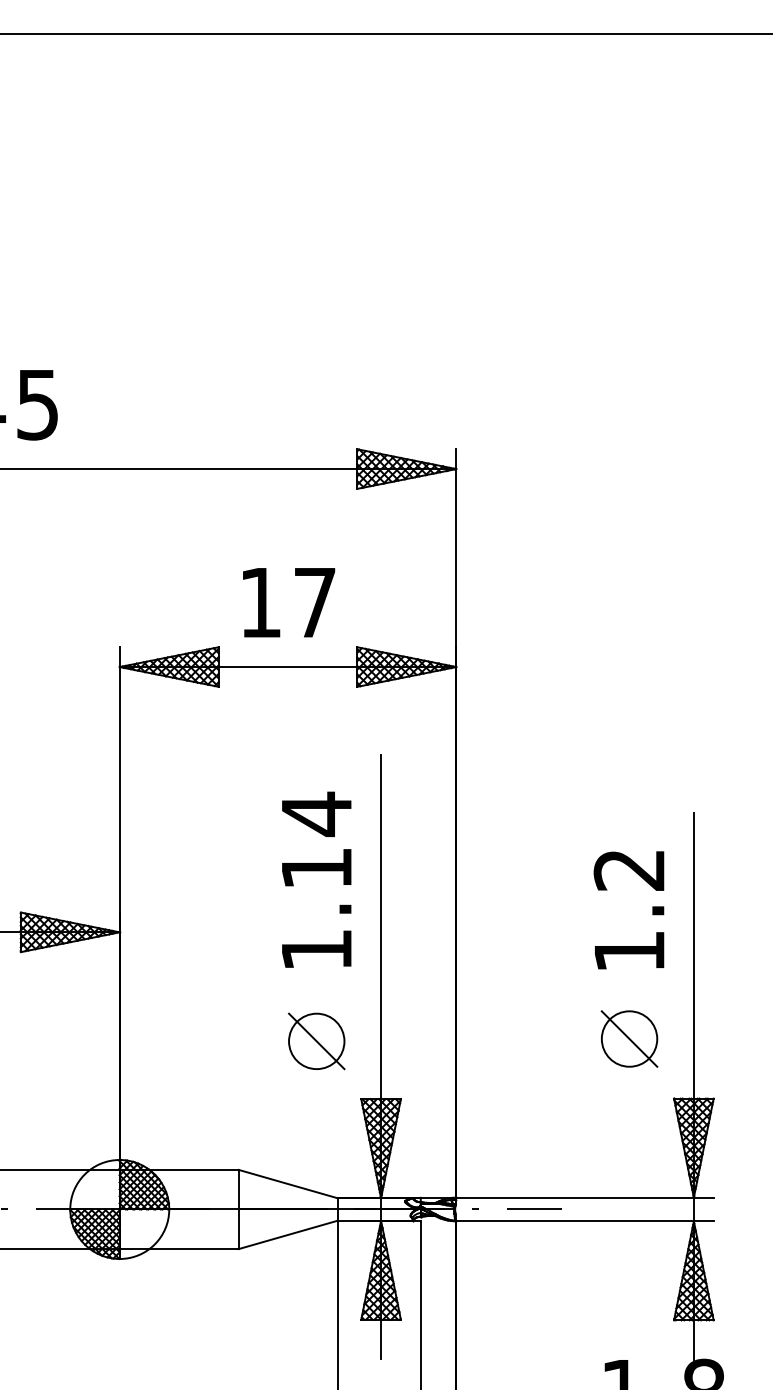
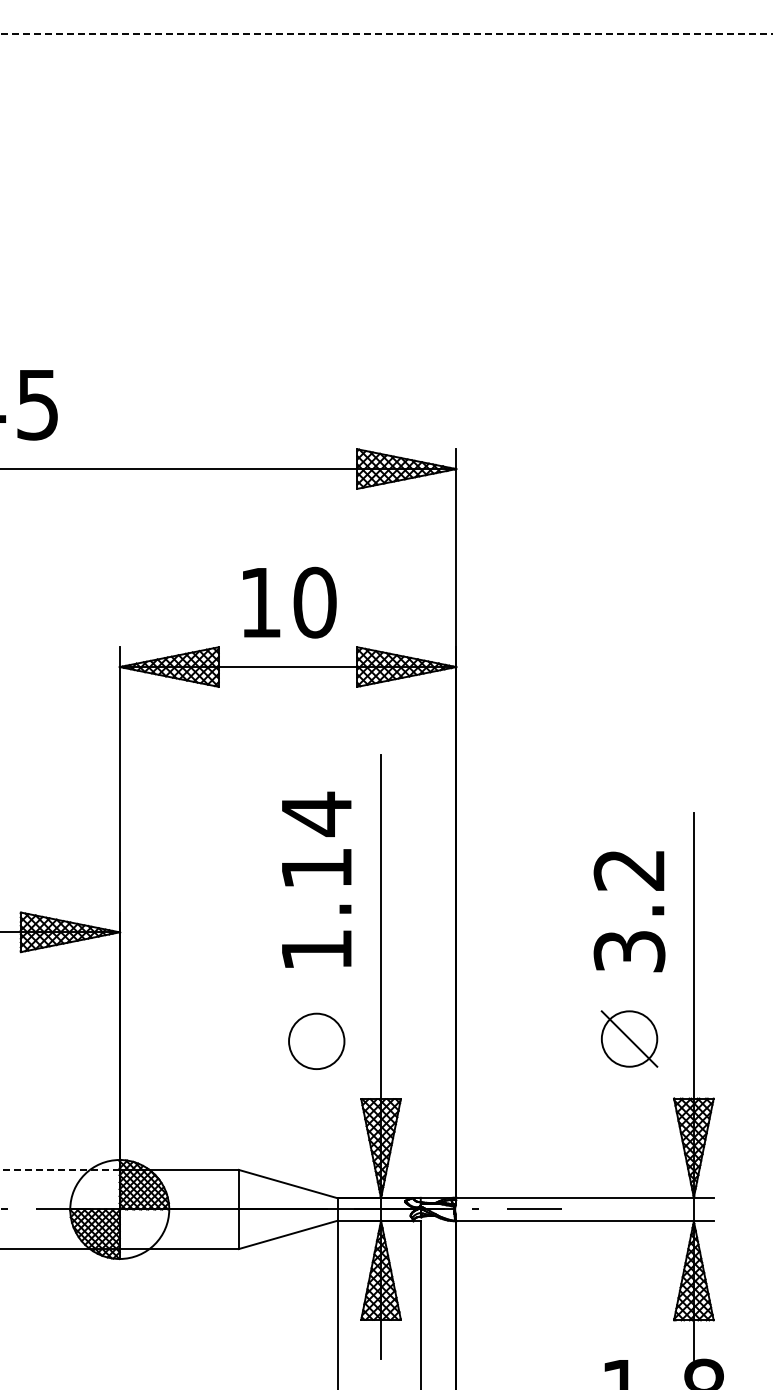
line: solid -> dashed (386, 33)
text: 17 -> 10 (314, 602)
text: 1.2 -> 3.2 (629, 951)
line: present -> none (316, 1041)
line: solid -> dashed (59, 1169)
